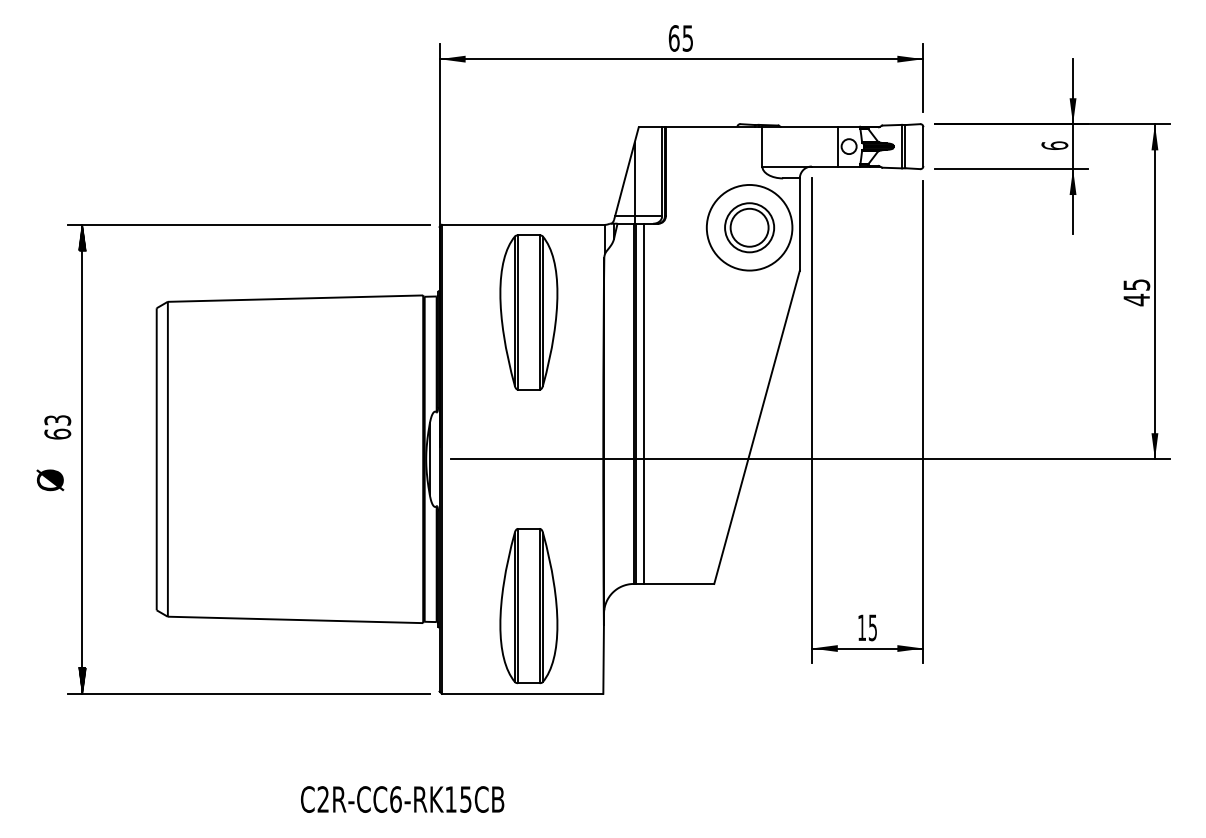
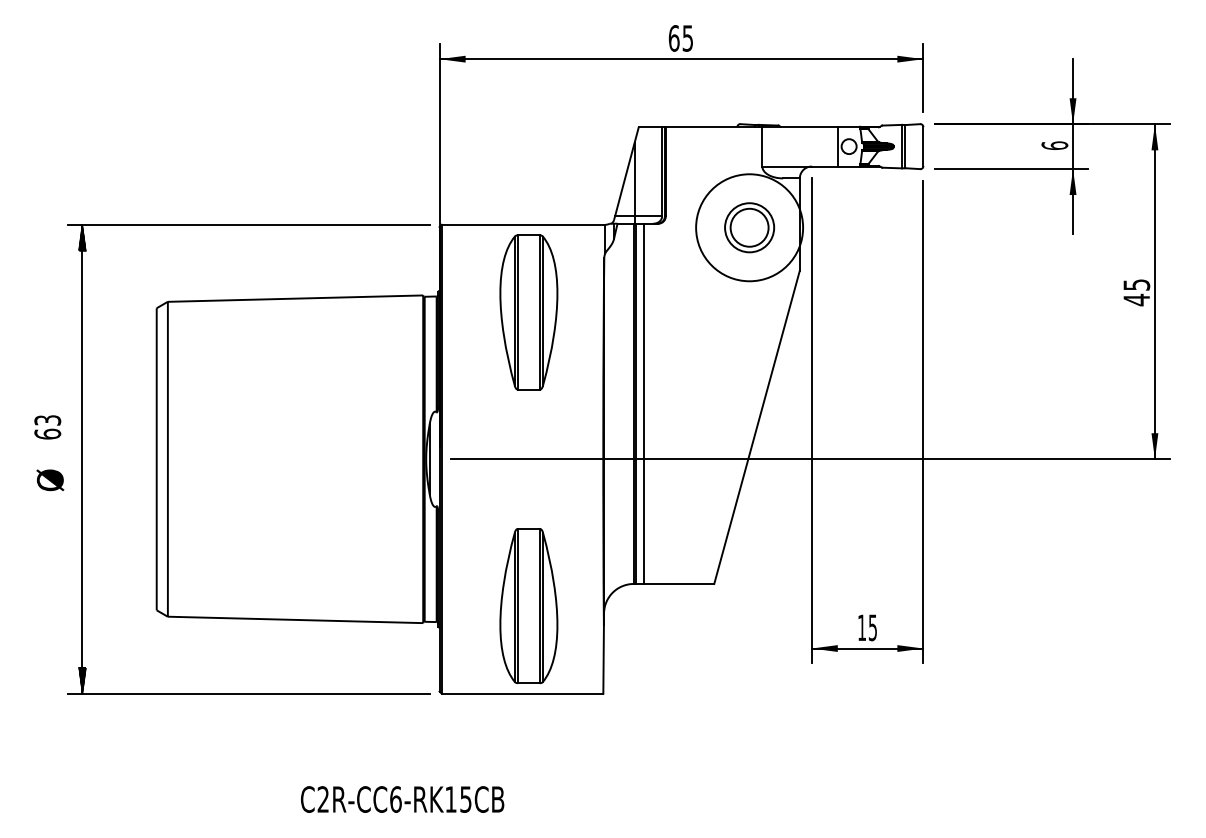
circle diameter: 86 px -> 107 px (749, 227)
text position: (57, 427) -> (47, 427) (47, 427)
